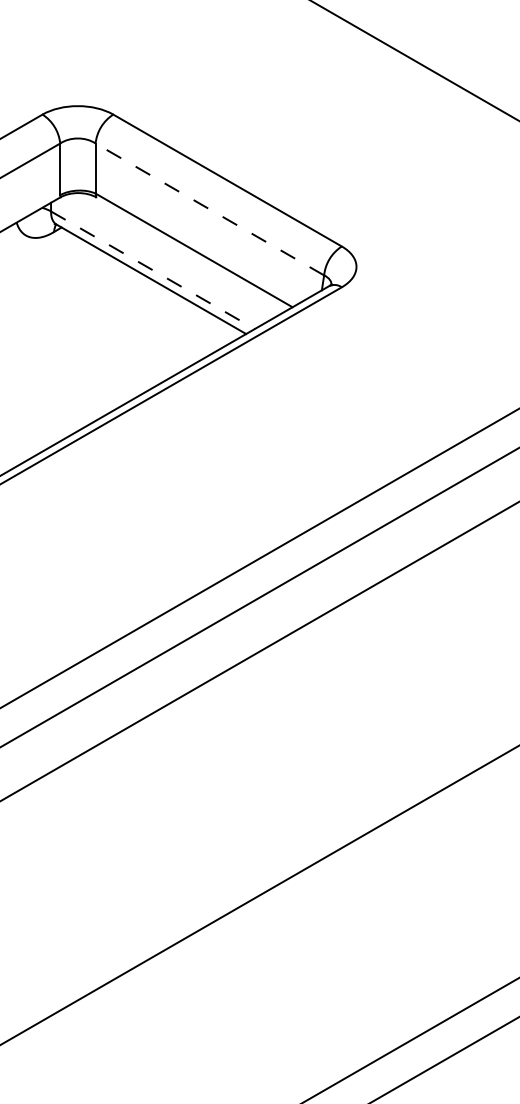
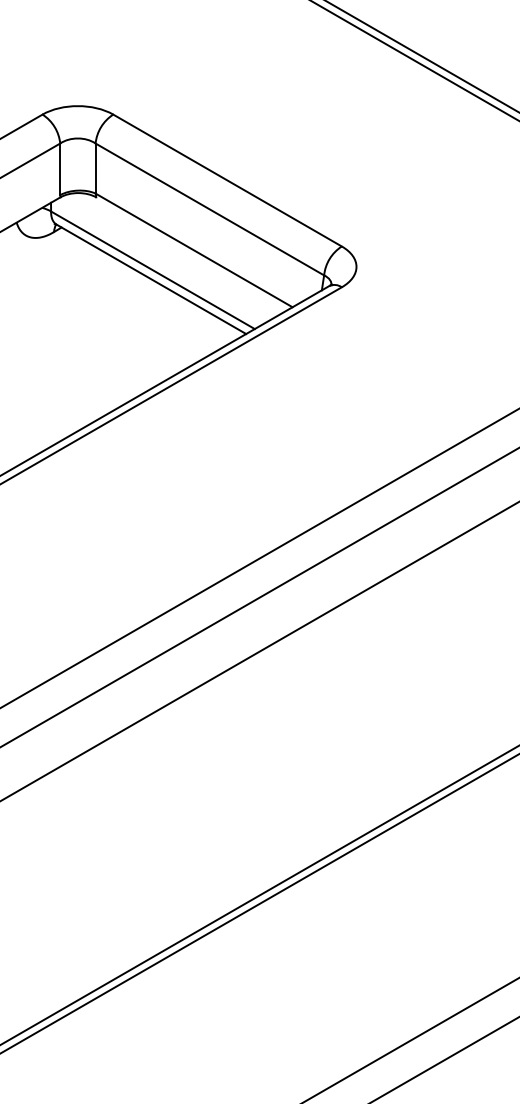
line: none -> present (422, 56)
line: dashed -> solid (209, 209)
line: dashed -> solid (152, 270)
line: none -> present (259, 903)
